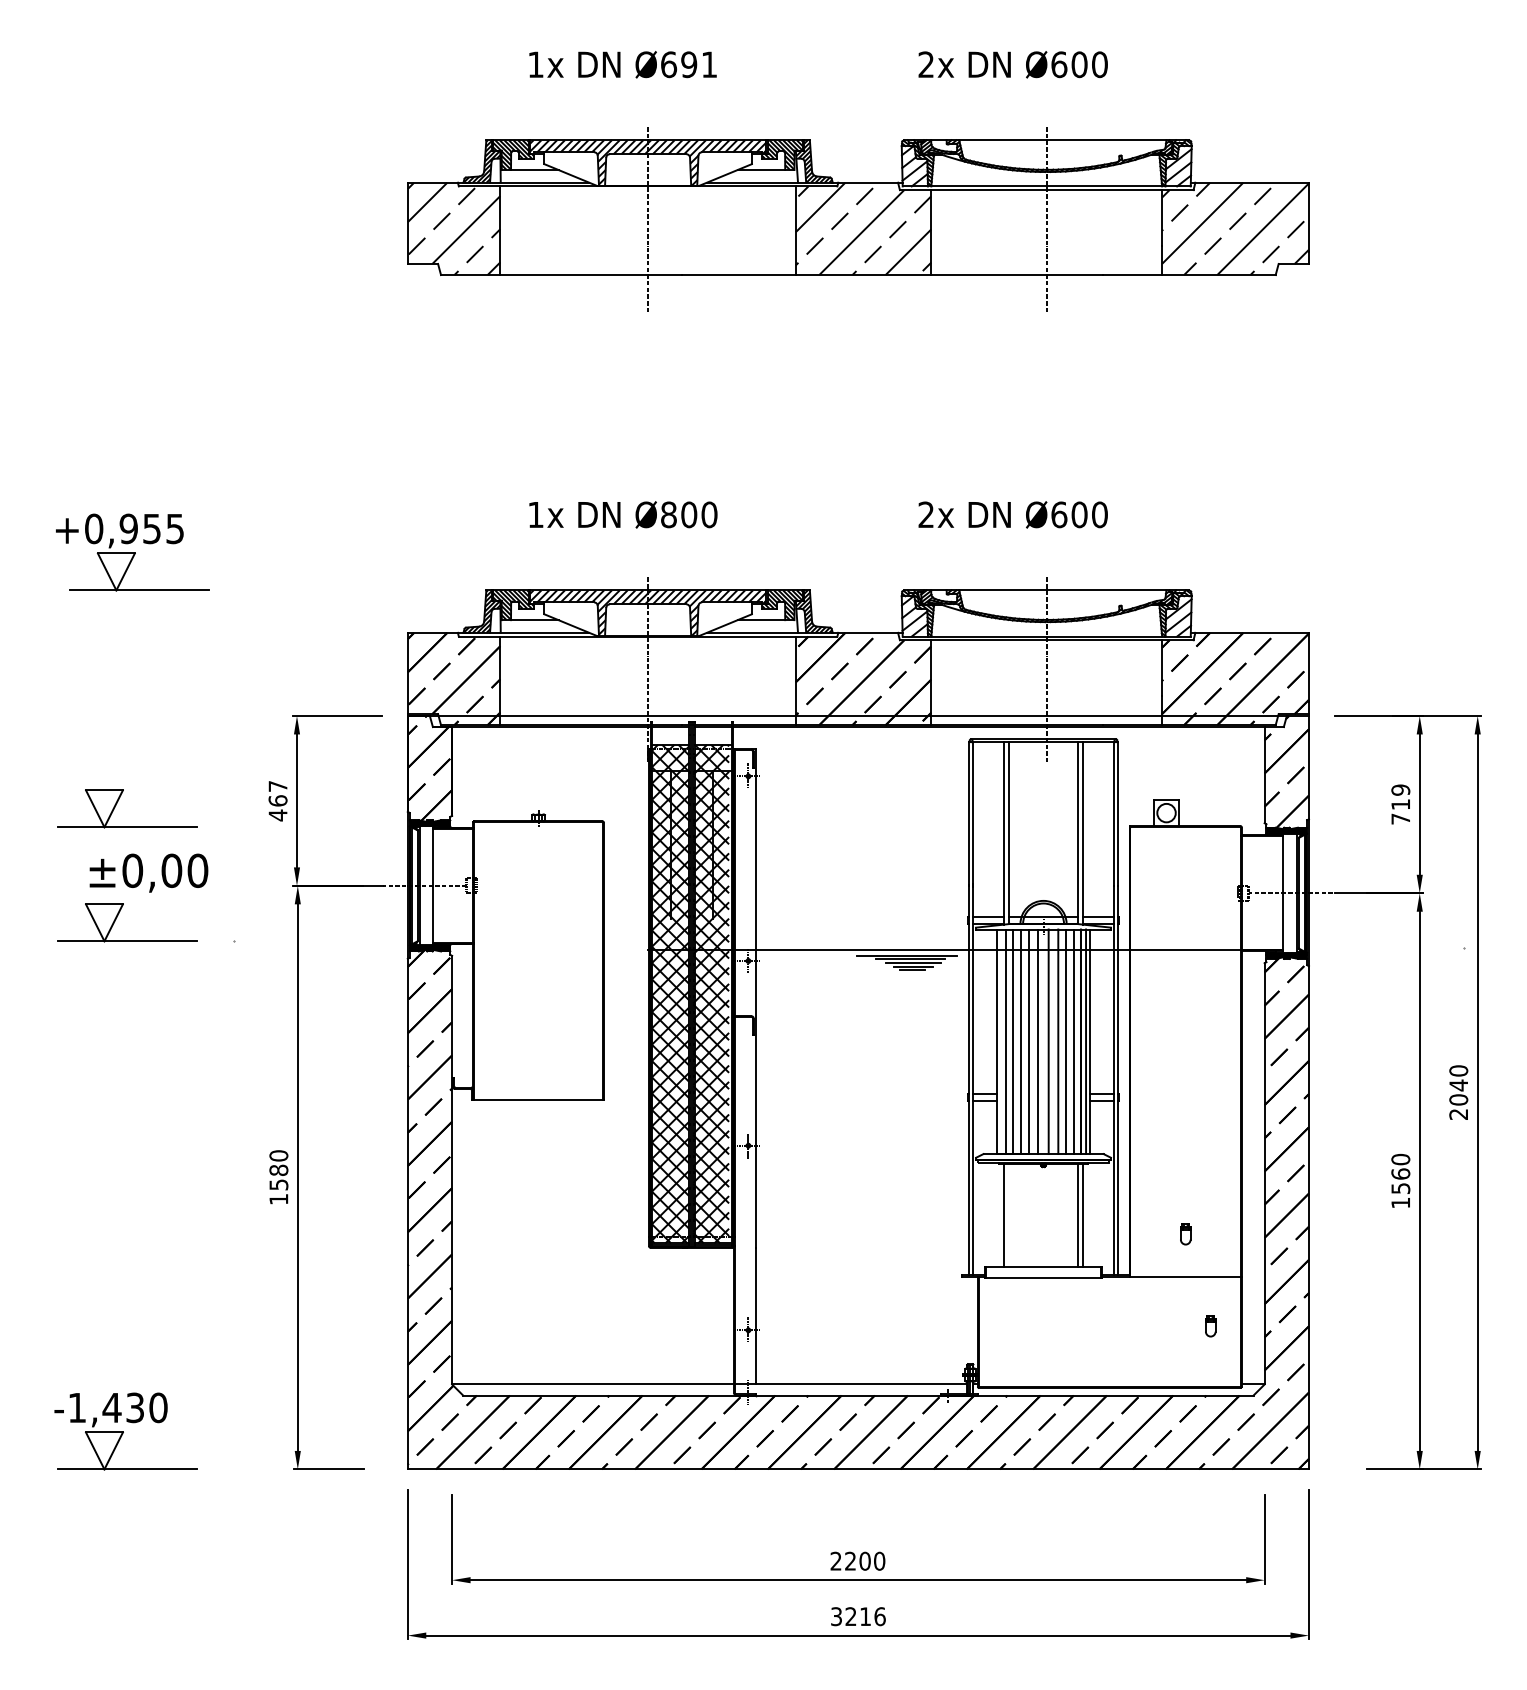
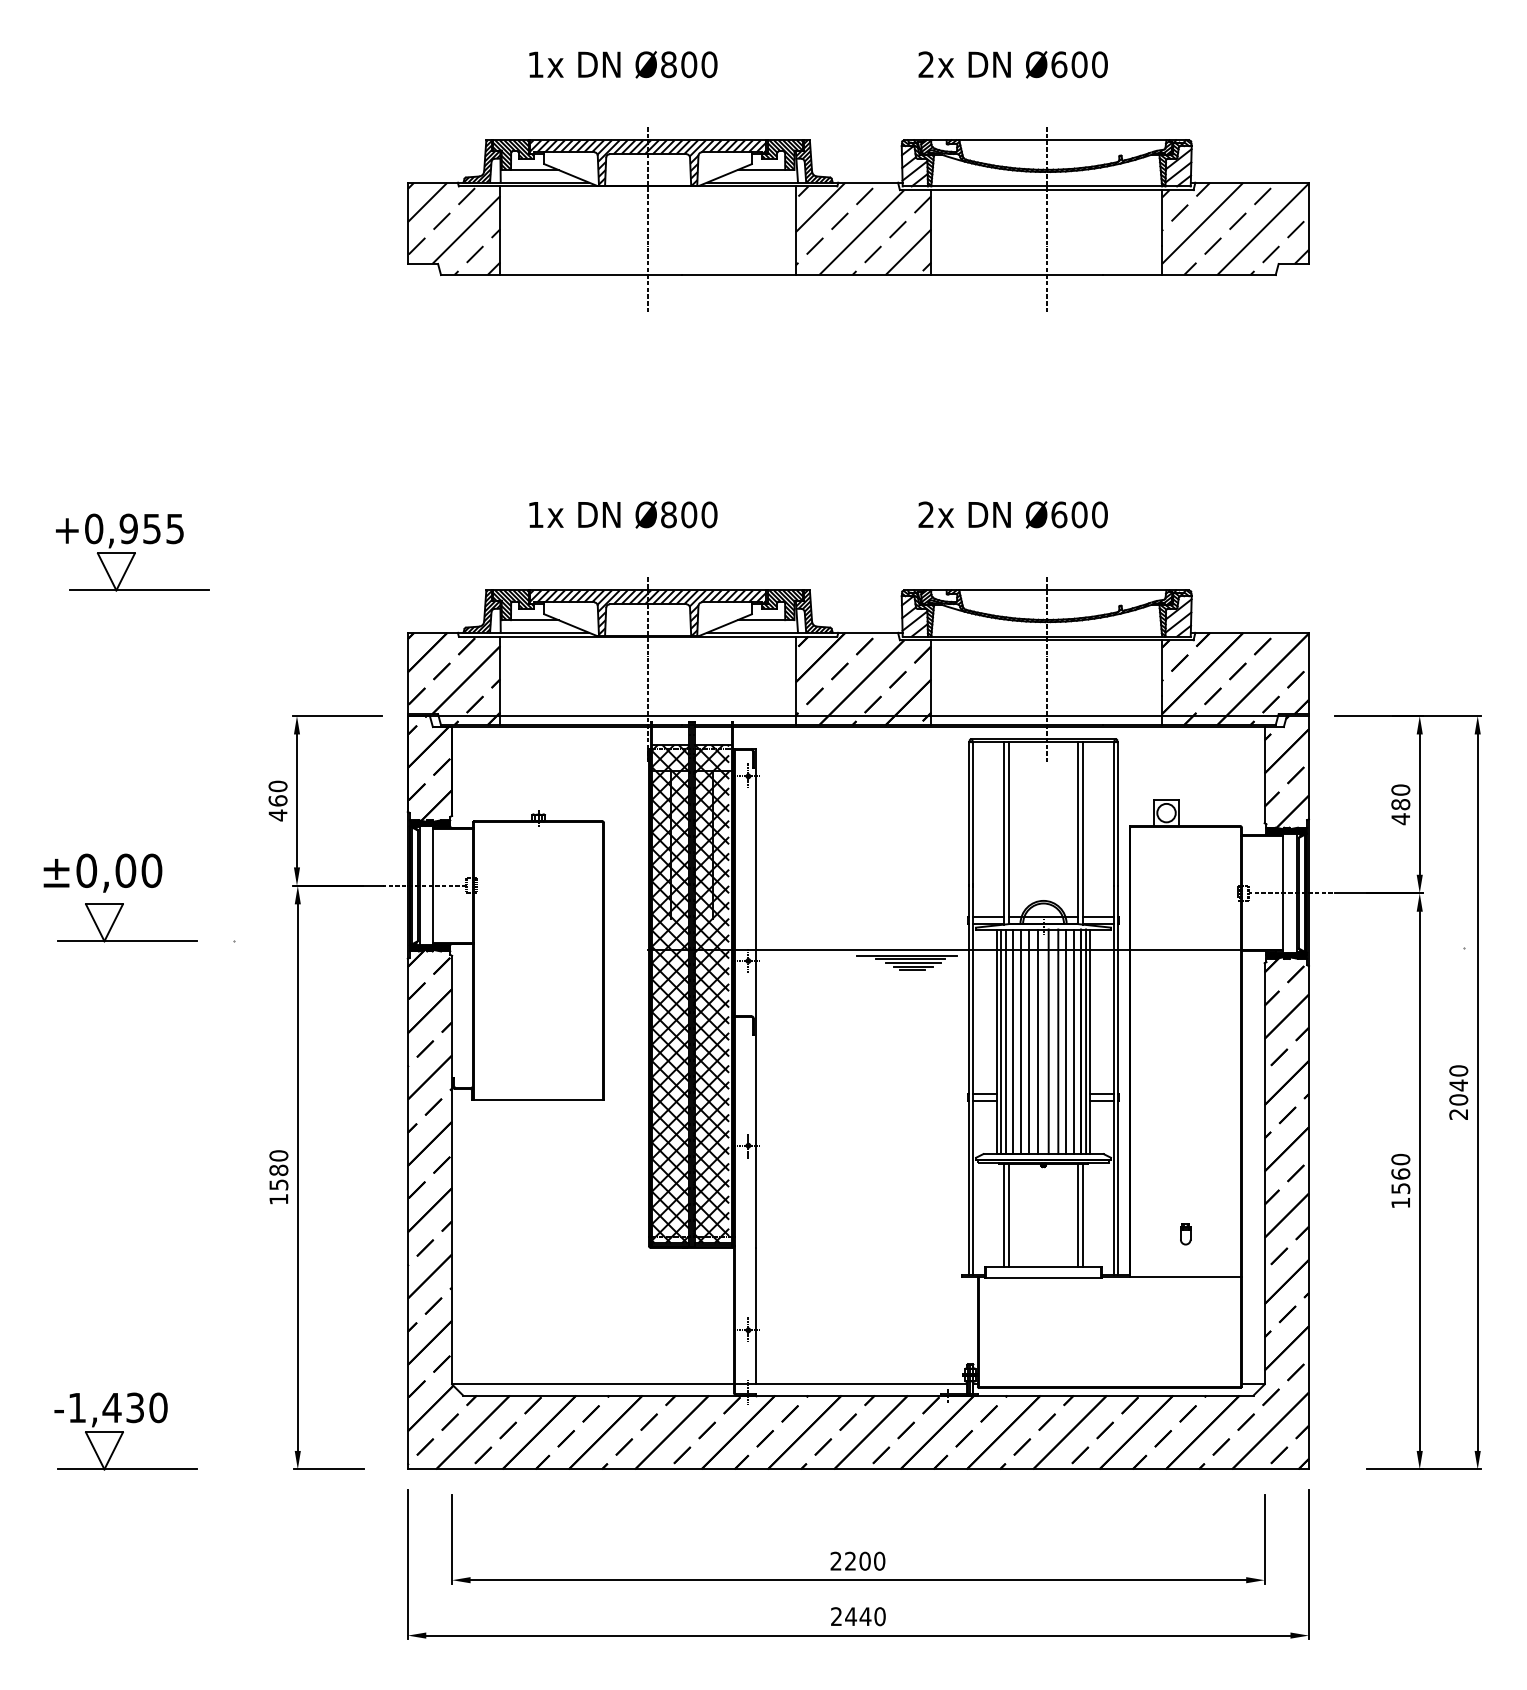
text: Ø691 -> Ø800 (689, 64)
text: 467 -> 460 (277, 786)
part: present -> none (117, 803)
text: 719 -> 480 (1400, 804)
text position: (148, 872) -> (102, 872) (102, 872)
line: none -> present (1001, 1041)
line: none -> present (1008, 1215)
part: present -> none (1210, 1326)
text: 3216 -> 2440 (858, 1616)
